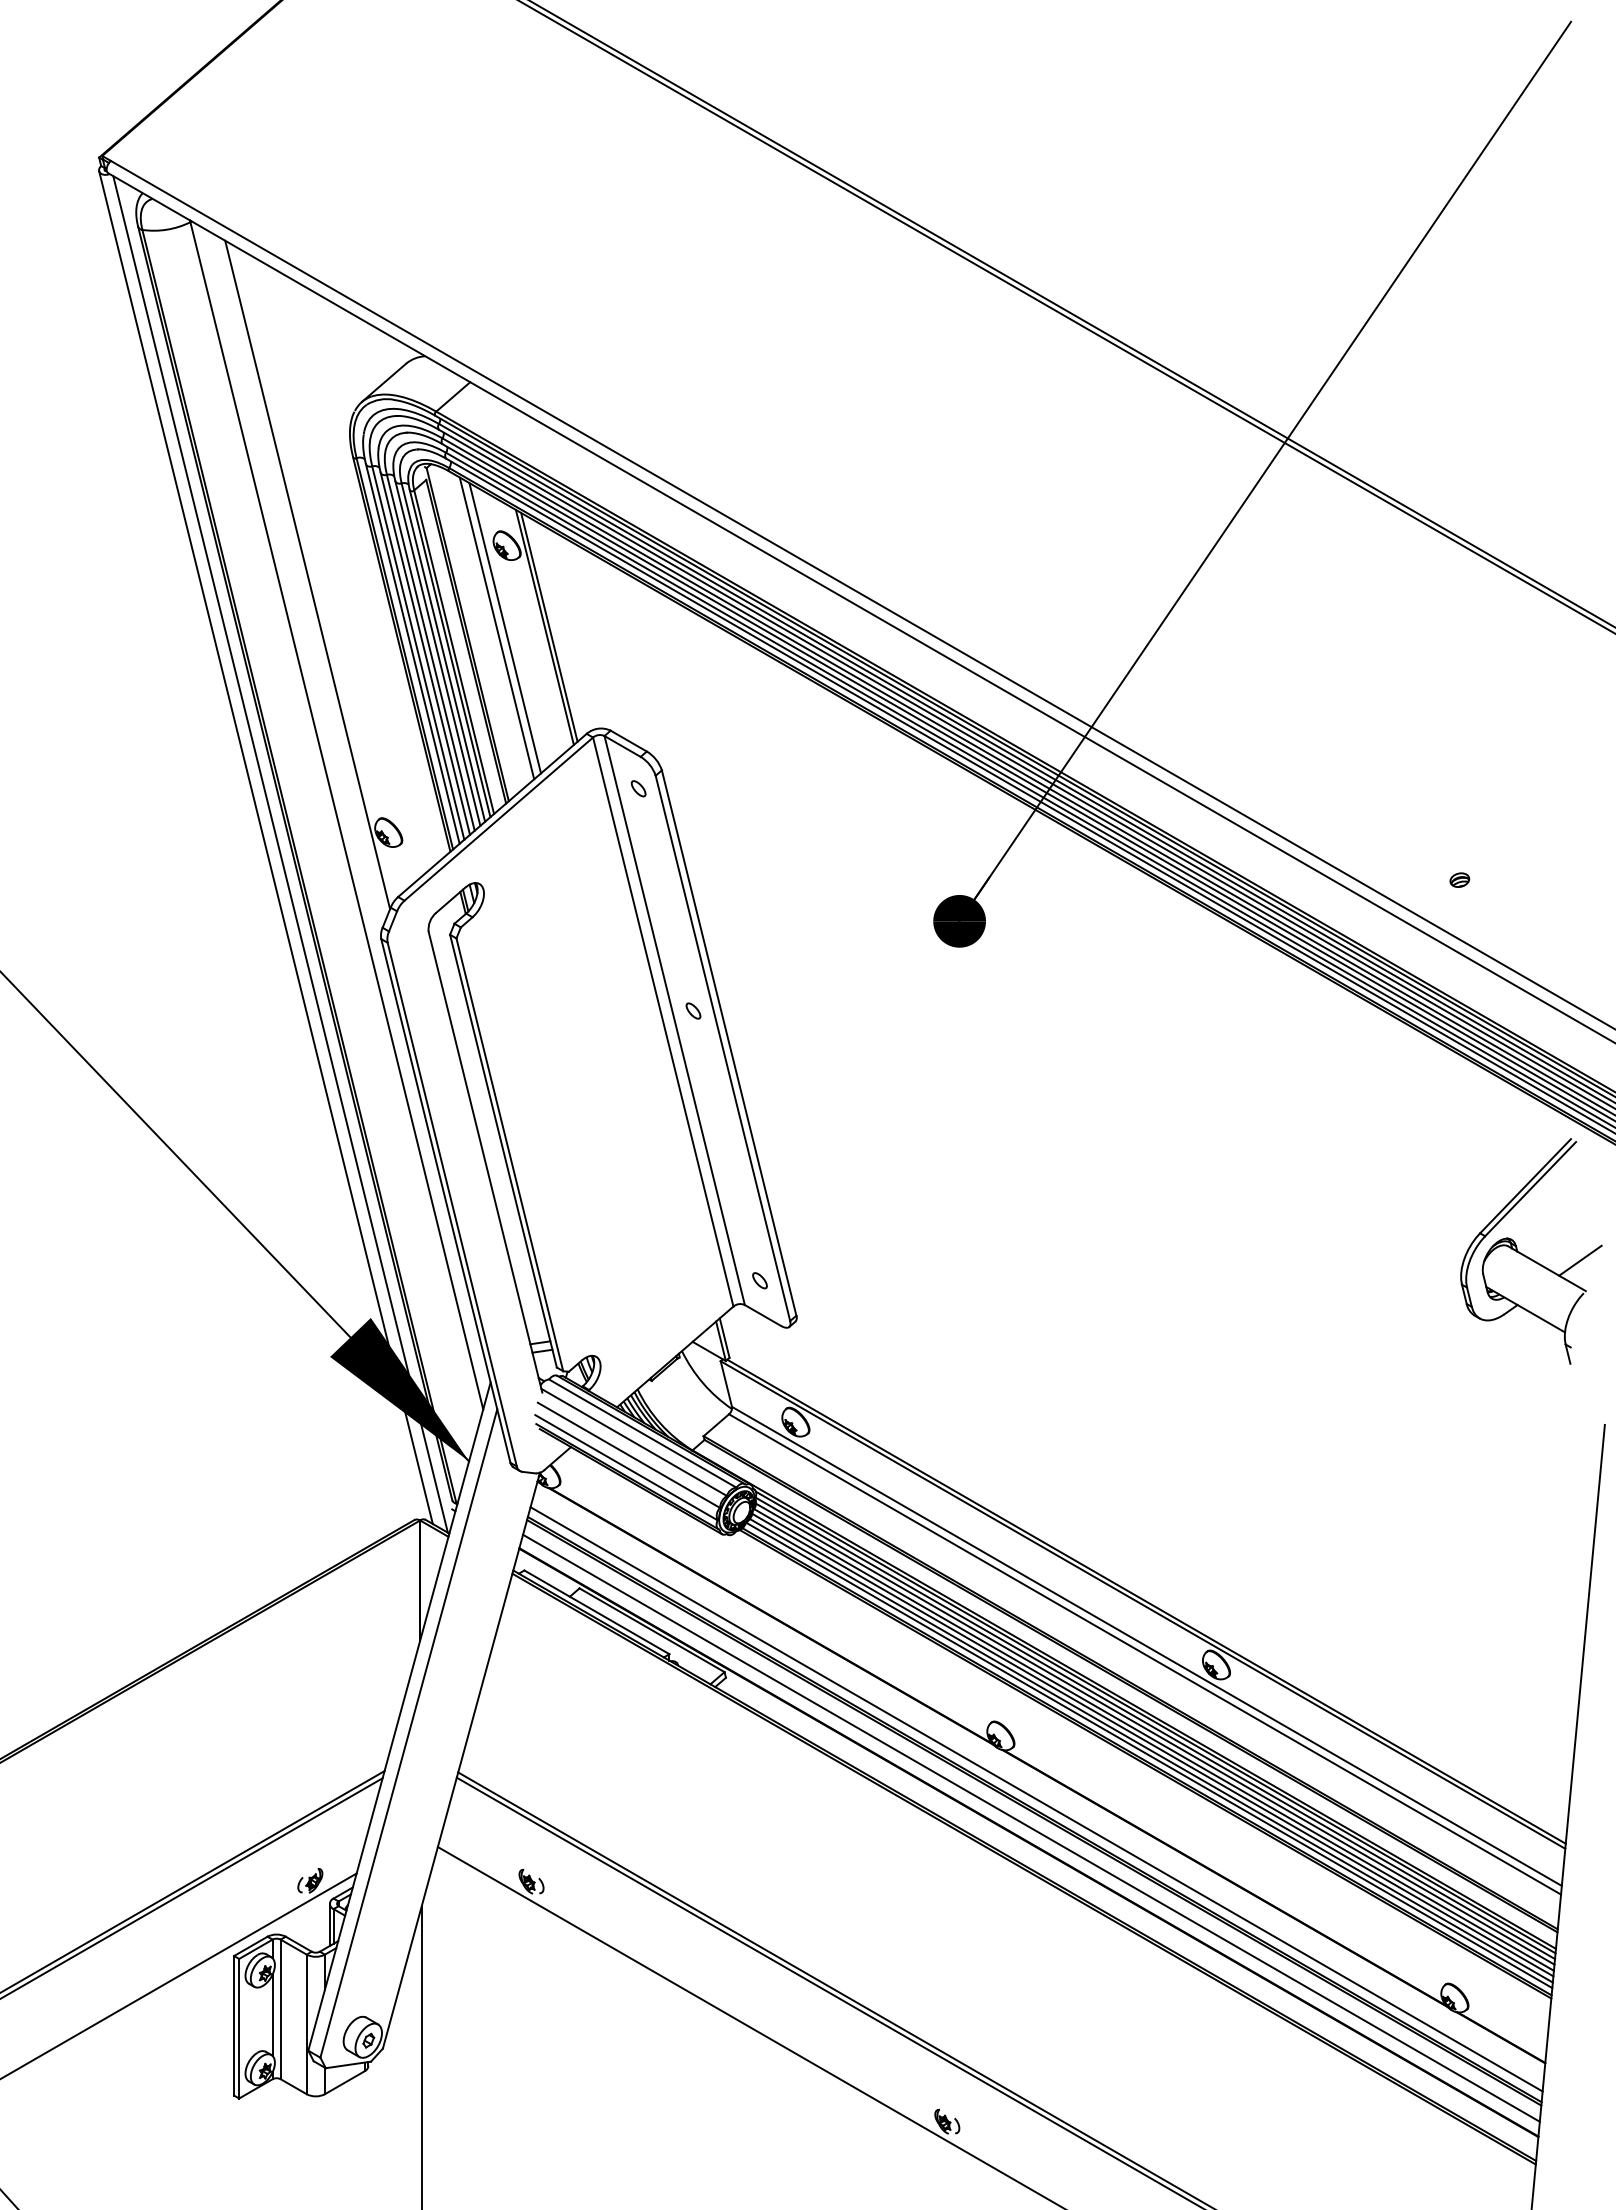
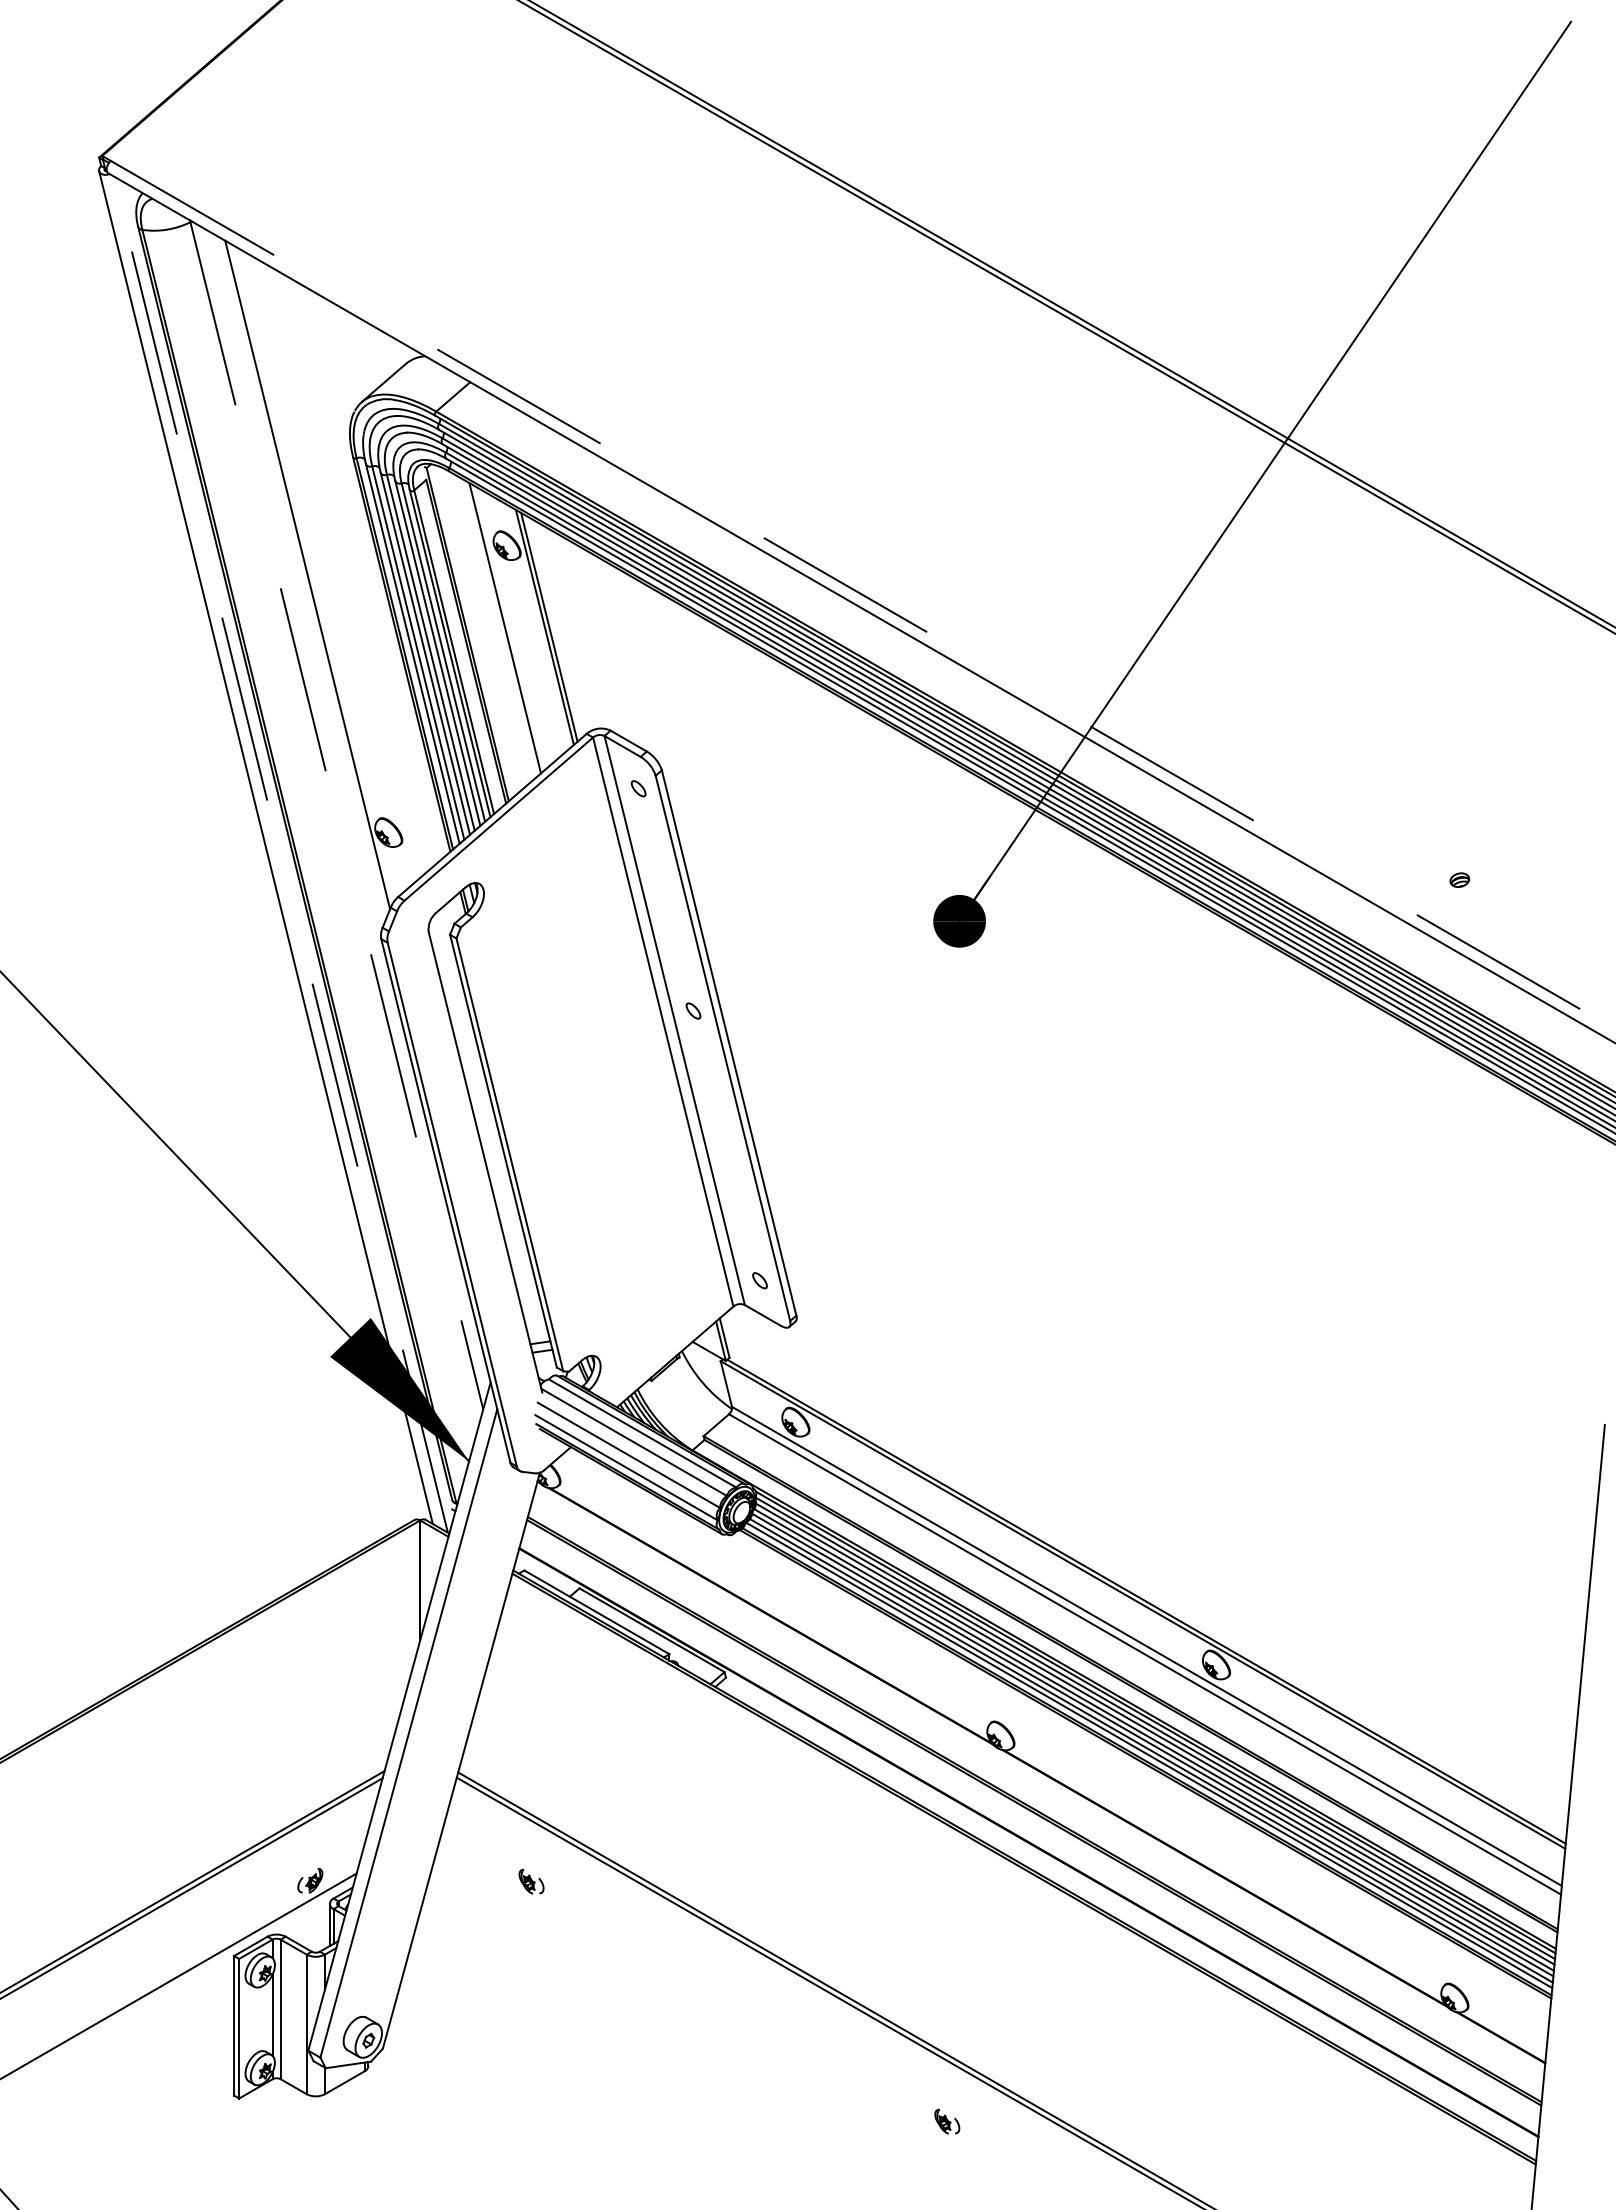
line: solid -> dashed (863, 595)
line: present -> none (496, 628)
line: solid -> dashed (336, 816)
line: solid -> dashed (280, 854)
part: present -> none (1531, 1251)
line: present -> none (1036, 1799)
line: present -> none (1031, 1827)
line: present -> none (748, 2026)
line: present -> none (421, 2056)
